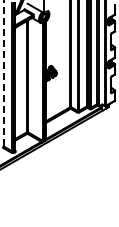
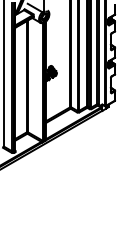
line: dashed -> solid (3, 73)
